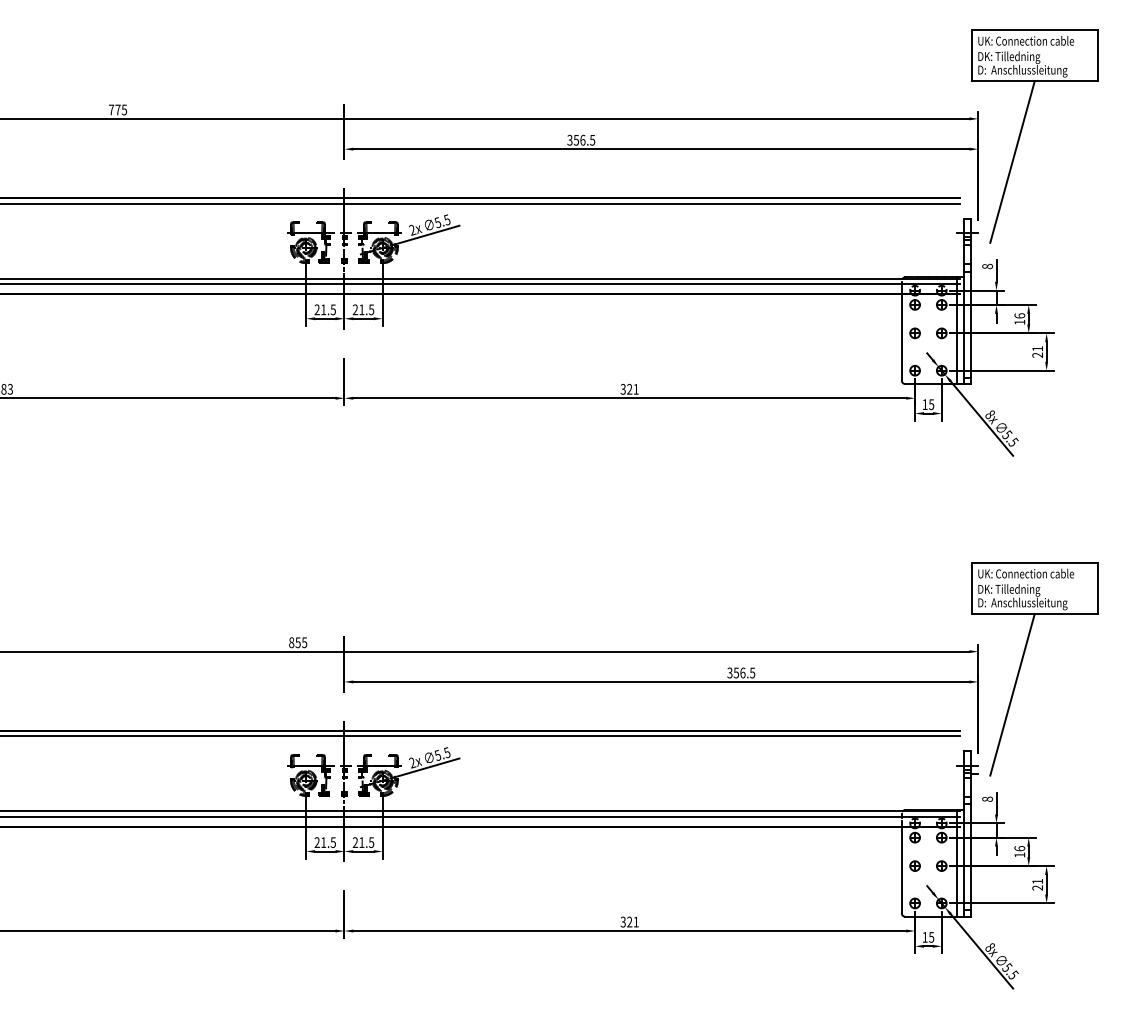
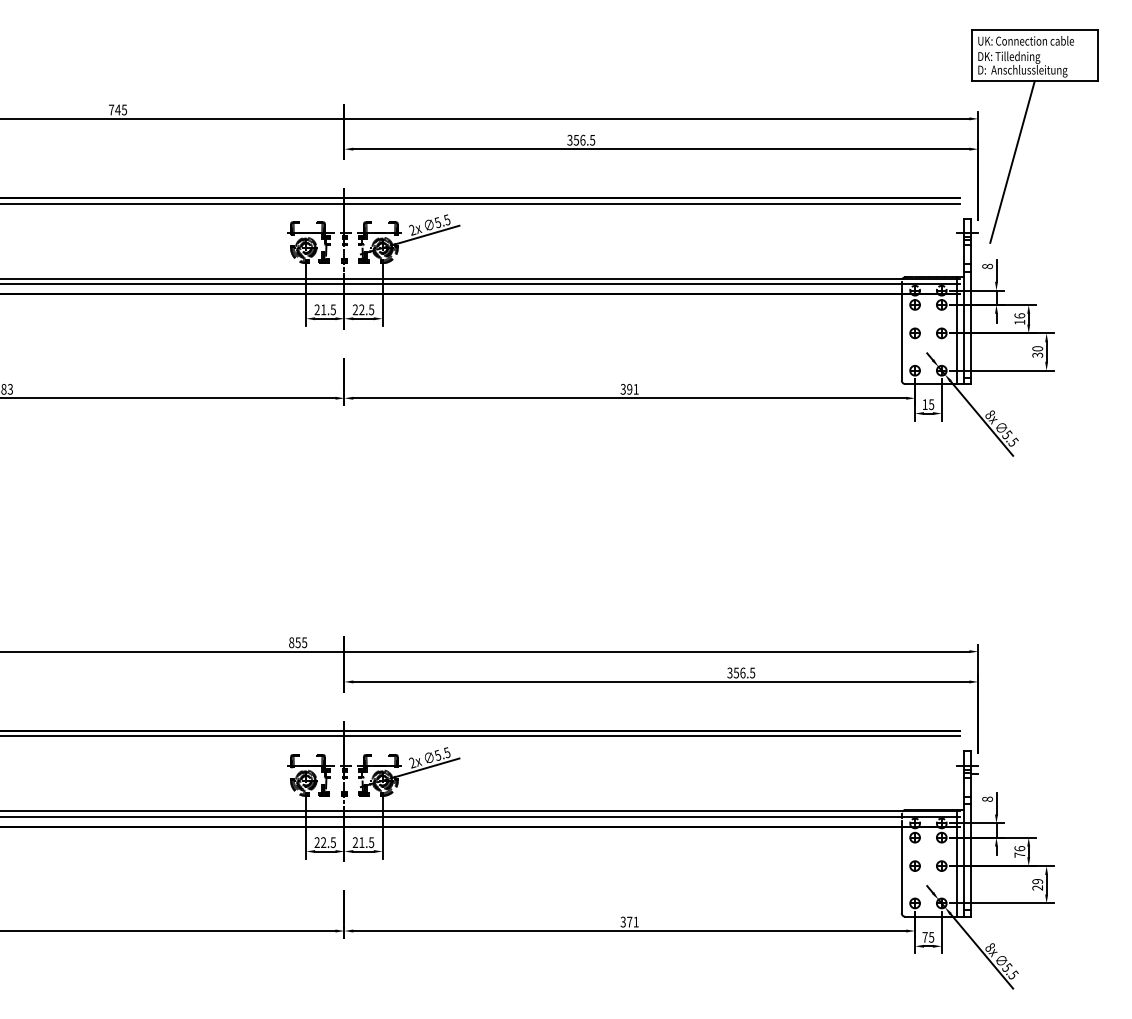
text: 775 -> 745 (117, 109)
text: 21.5 -> 22.5 (361, 309)
text: 21 -> 30 (1037, 351)
text: 321 -> 391 (629, 389)
part: present -> none (1021, 666)
text: 21.5 -> 22.5 (323, 842)
text: 16 -> 76 (1019, 854)
text: 21 -> 29 (1037, 881)
text: 321 -> 371 (629, 921)
text: 15 -> 75 (924, 937)
